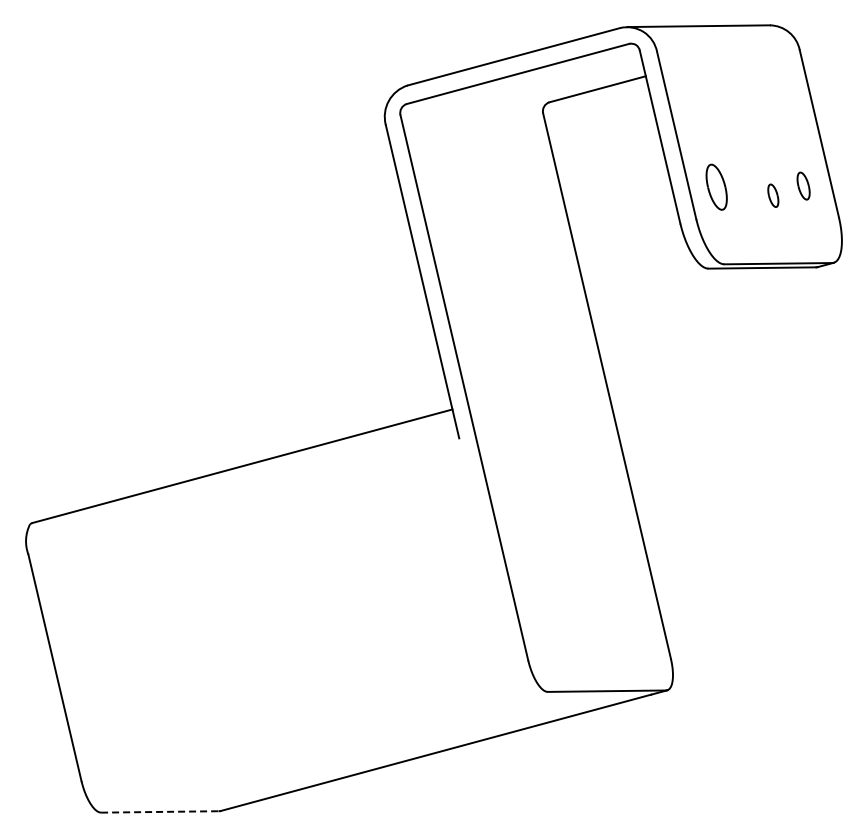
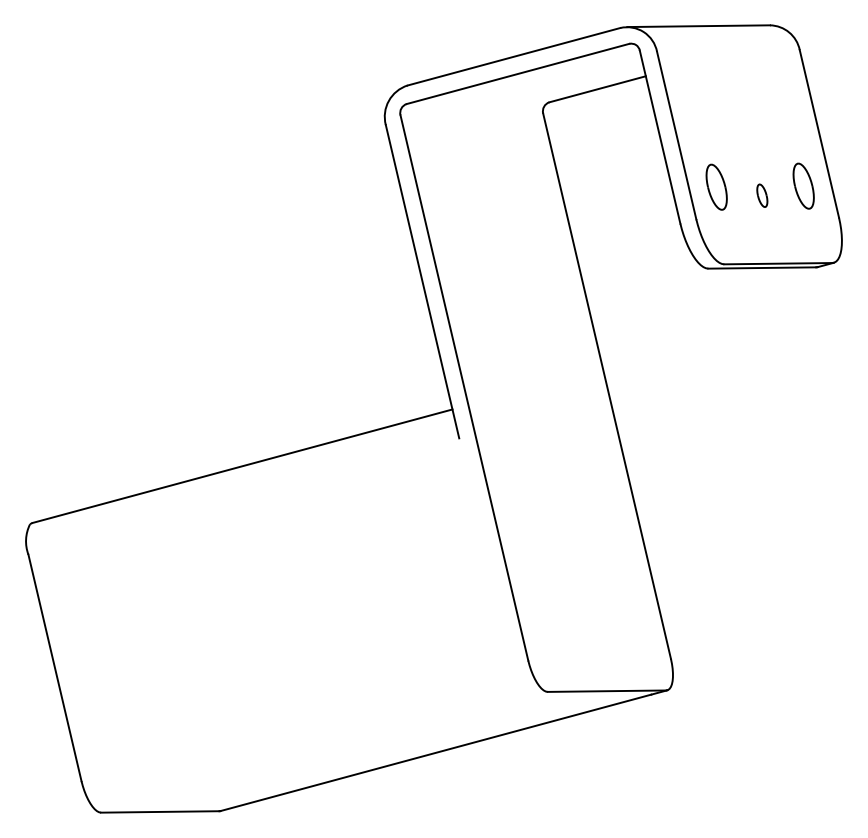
part size: 15x30 px -> 23x48 px (803, 185)
part position: (773, 195) -> (762, 195) (762, 195)
line: dashed -> solid (160, 811)
